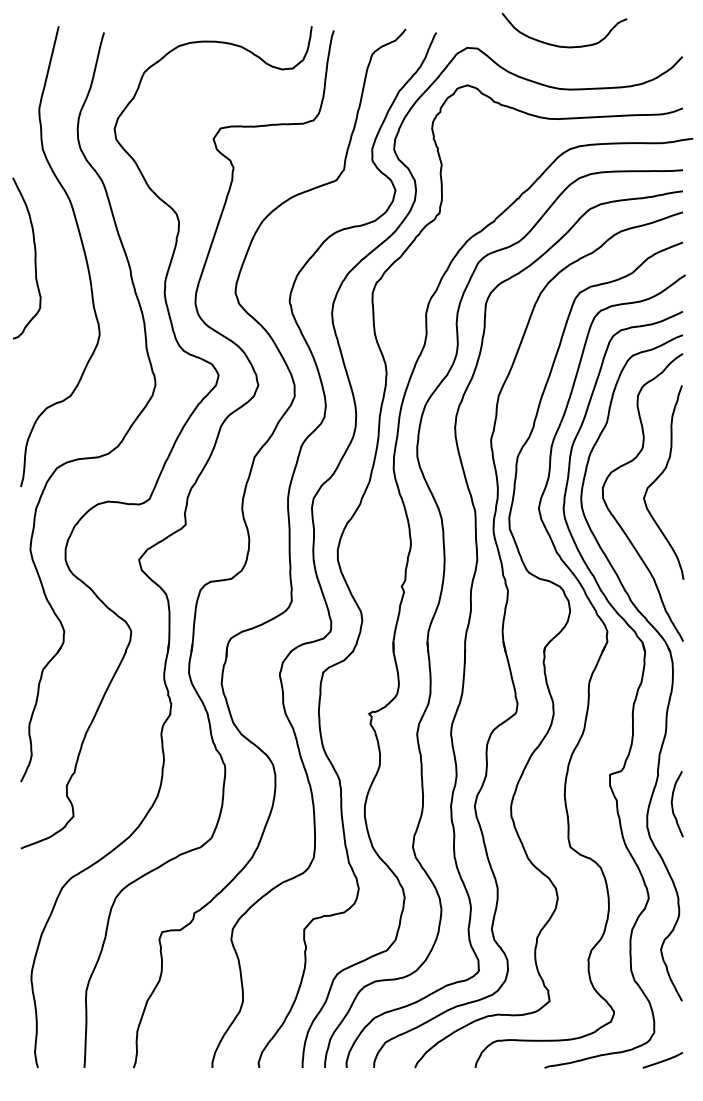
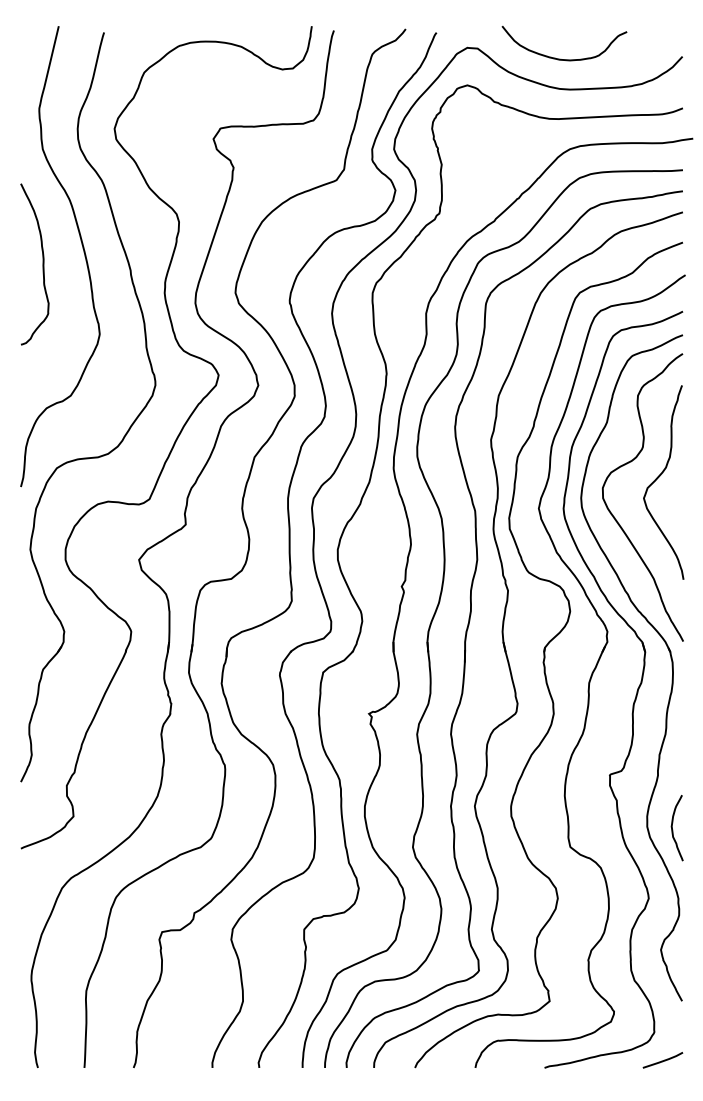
curve position: (560, 45) -> (560, 58) (560, 58)
curve position: (34, 258) -> (42, 264) (42, 264)
curve position: (673, 806) -> (673, 830) (673, 830)
